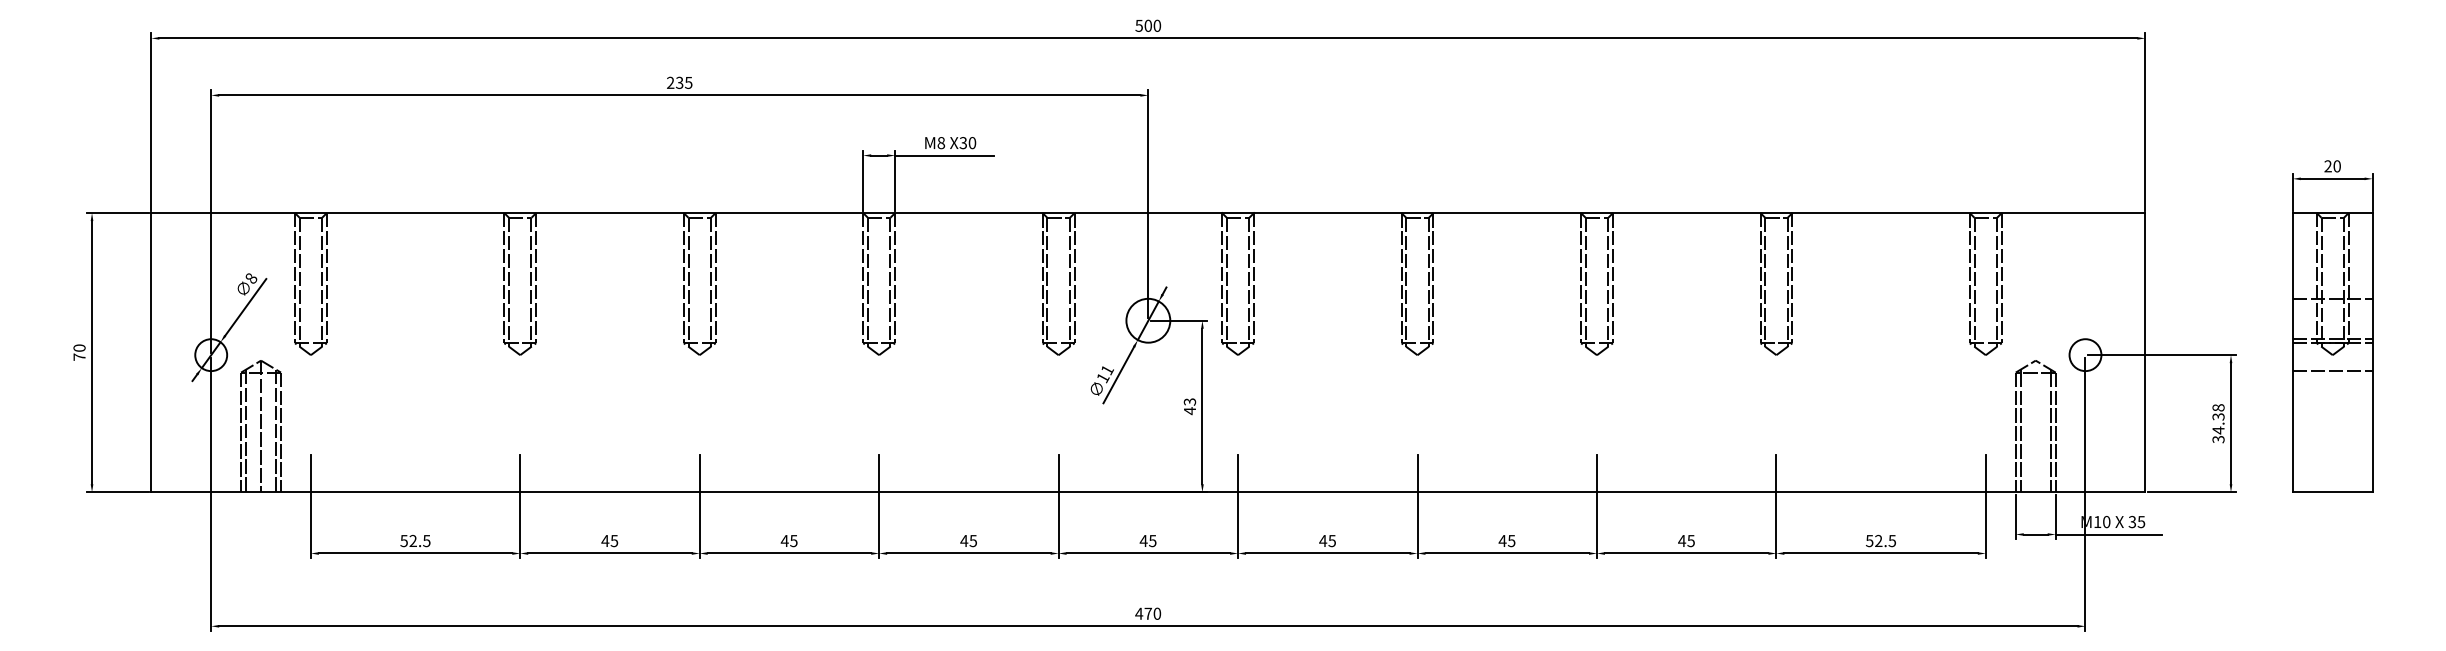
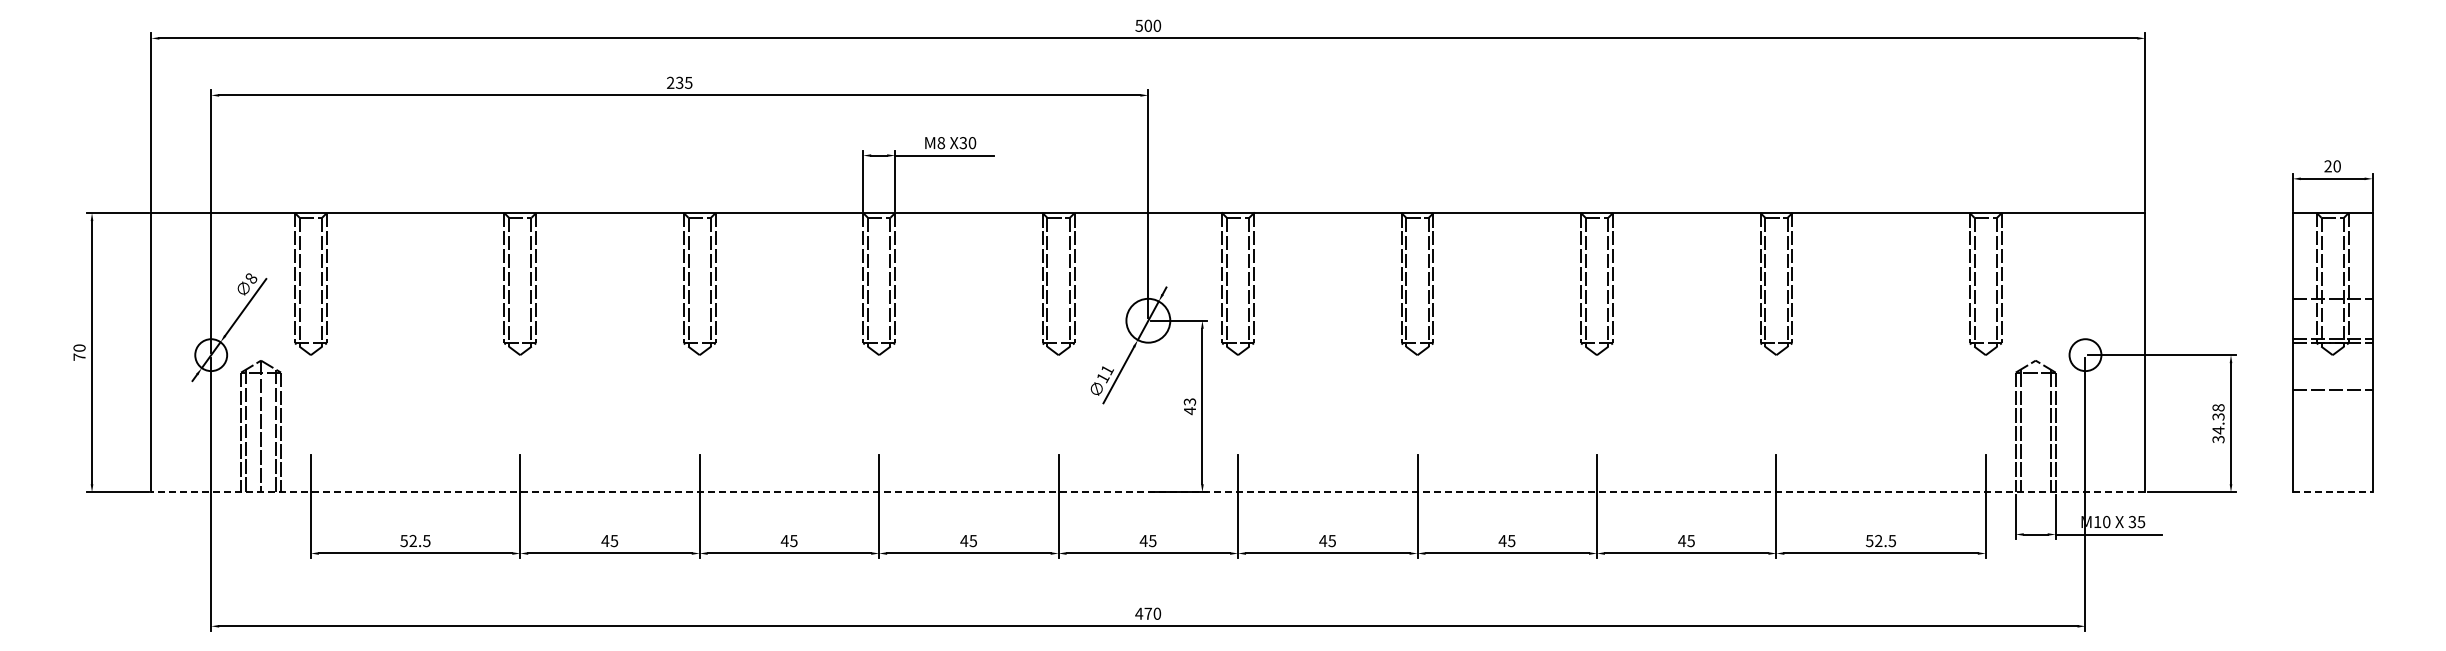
line position: (2332, 371) -> (2332, 390) (2332, 390)
line: solid -> dashed (1148, 492)
line: solid -> dashed (2332, 492)
